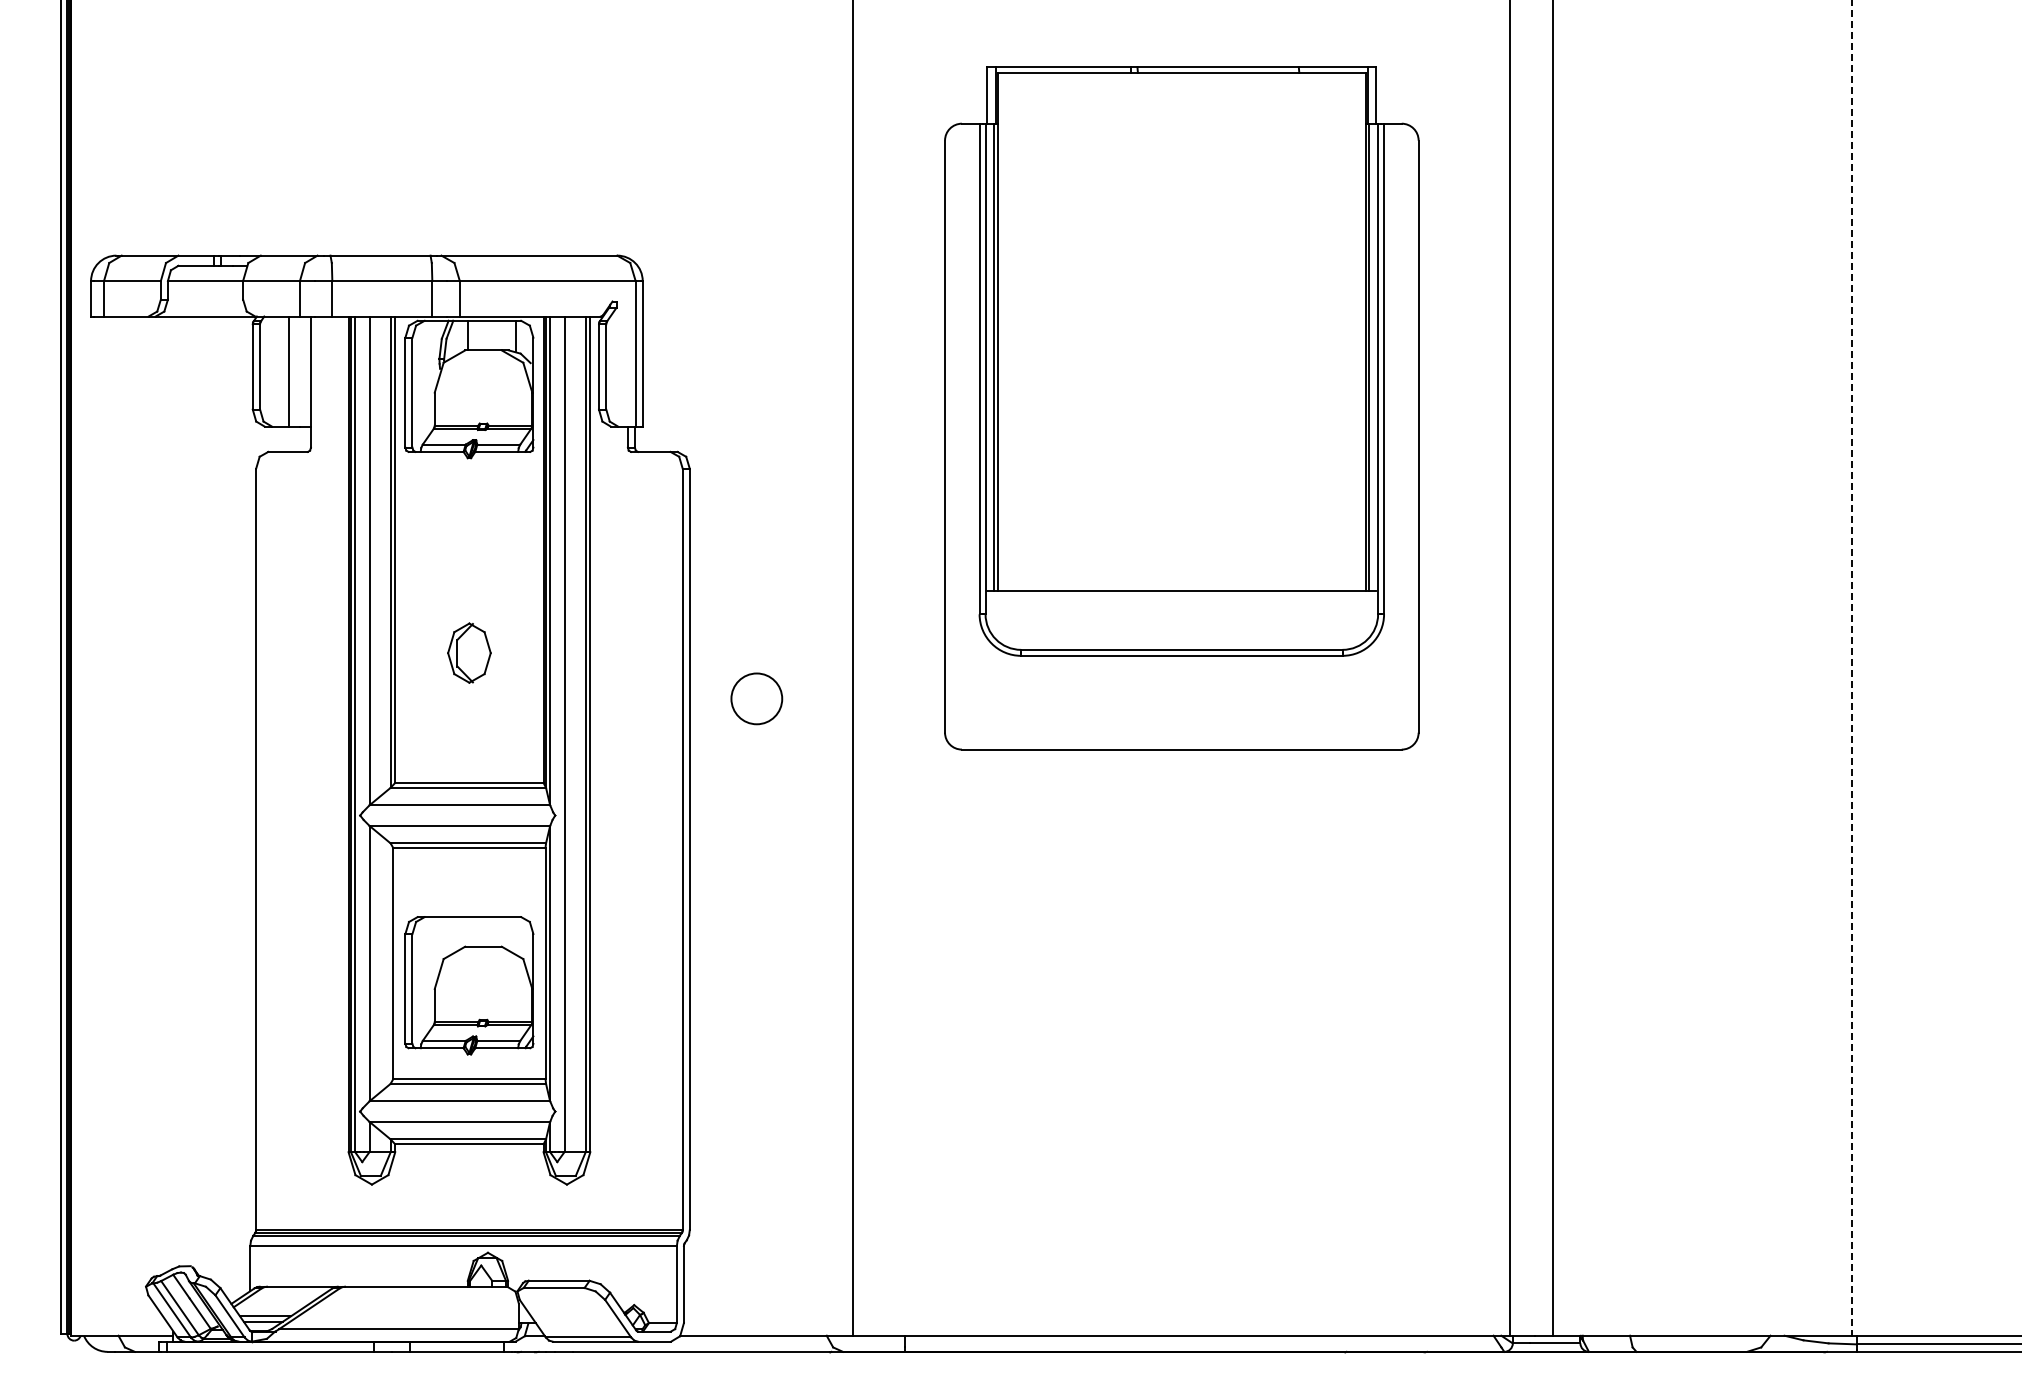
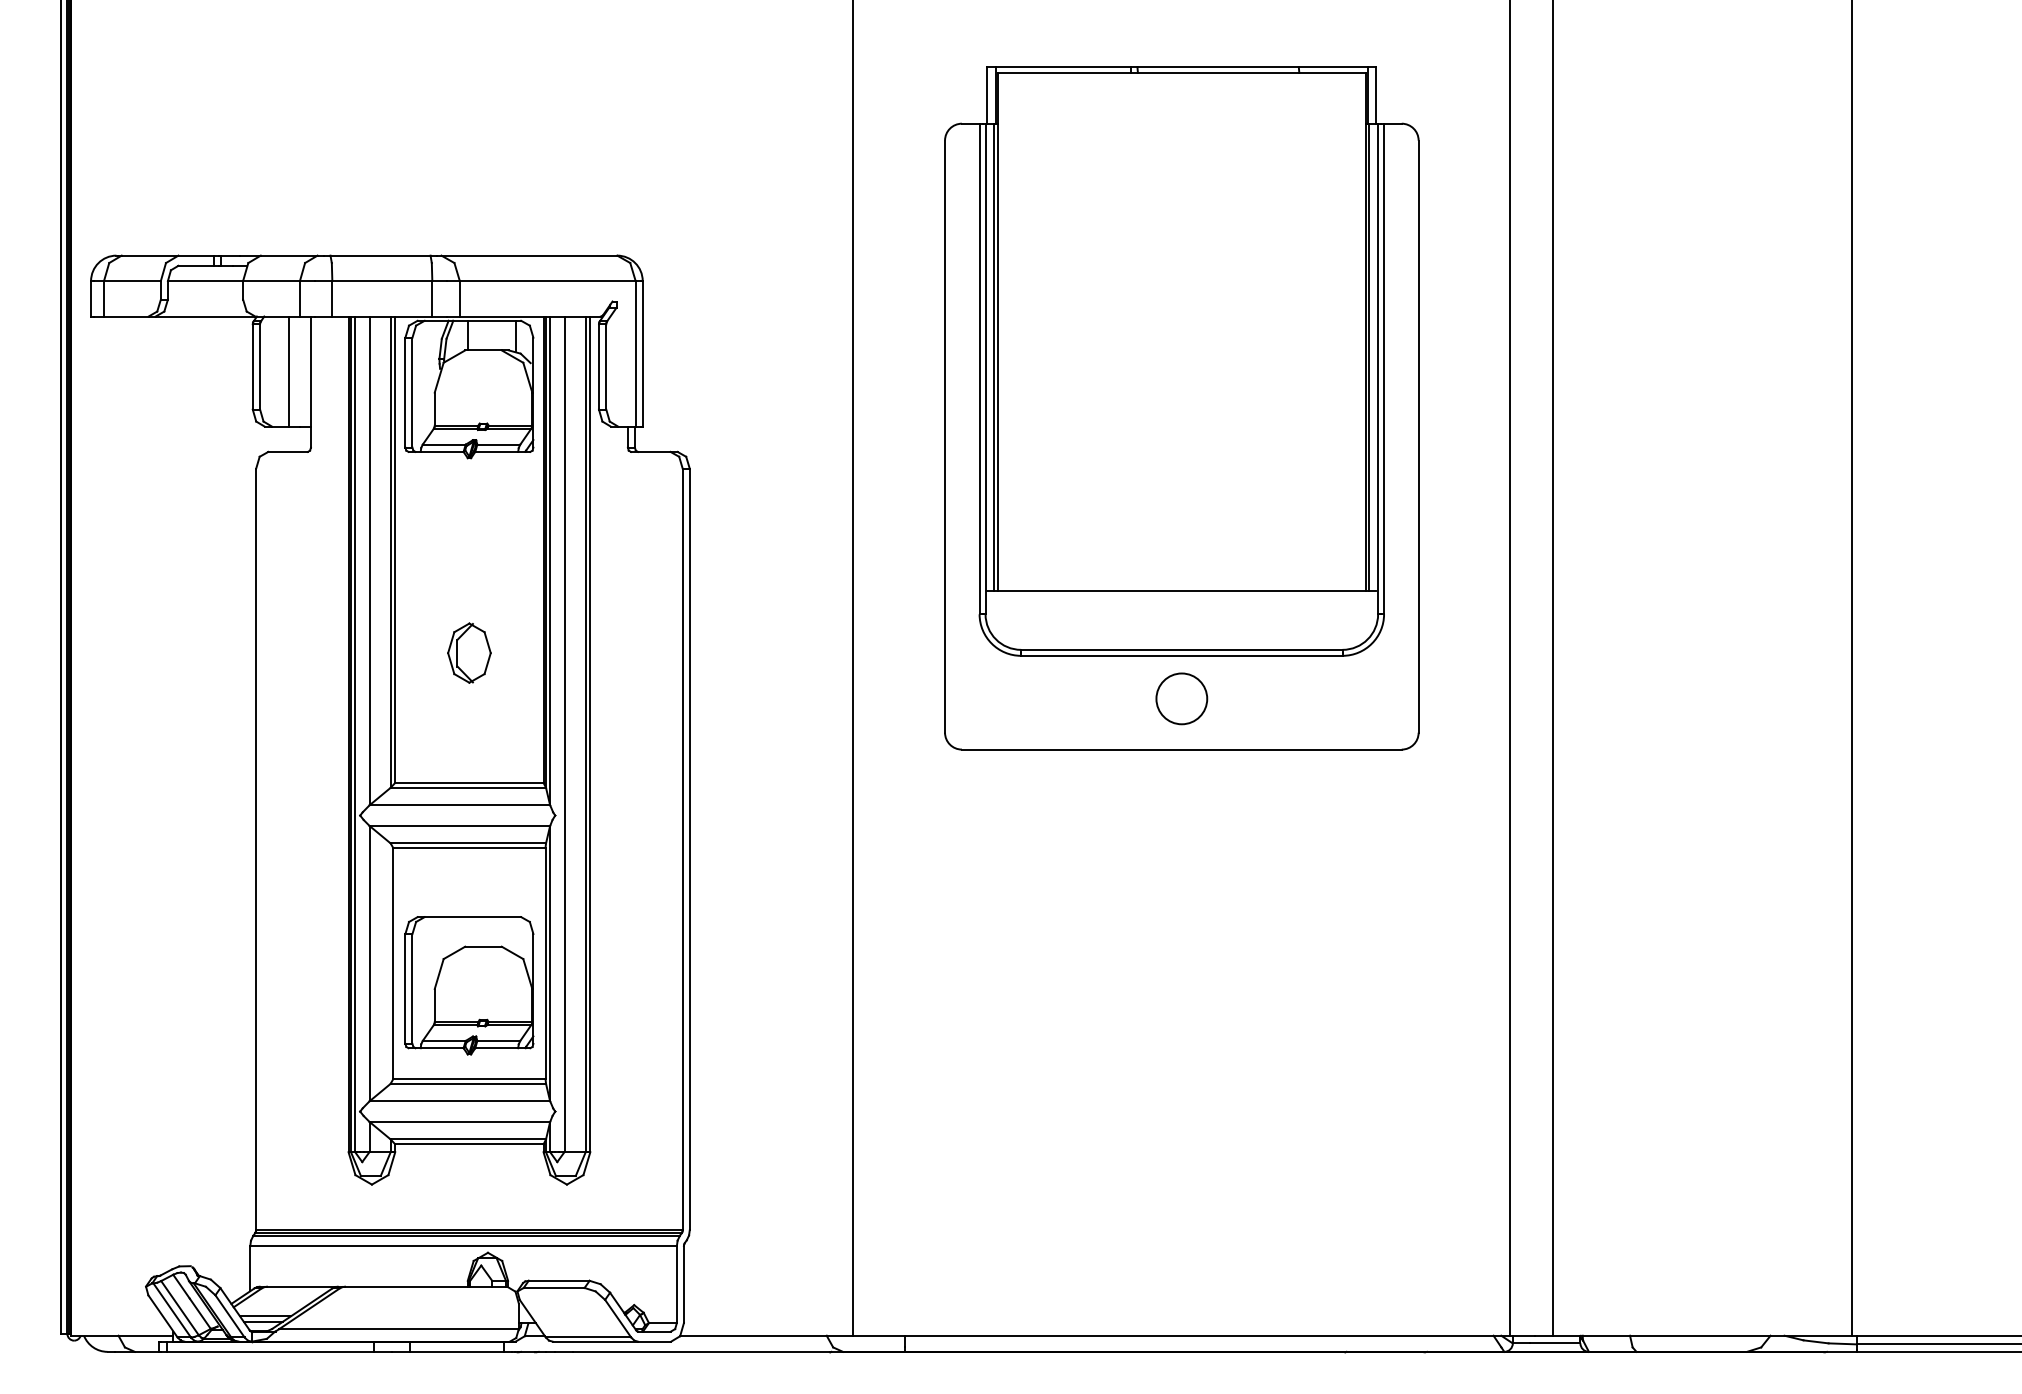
line: dashed -> solid (1852, 668)
circle position: (756, 698) -> (1181, 698) (1181, 698)
